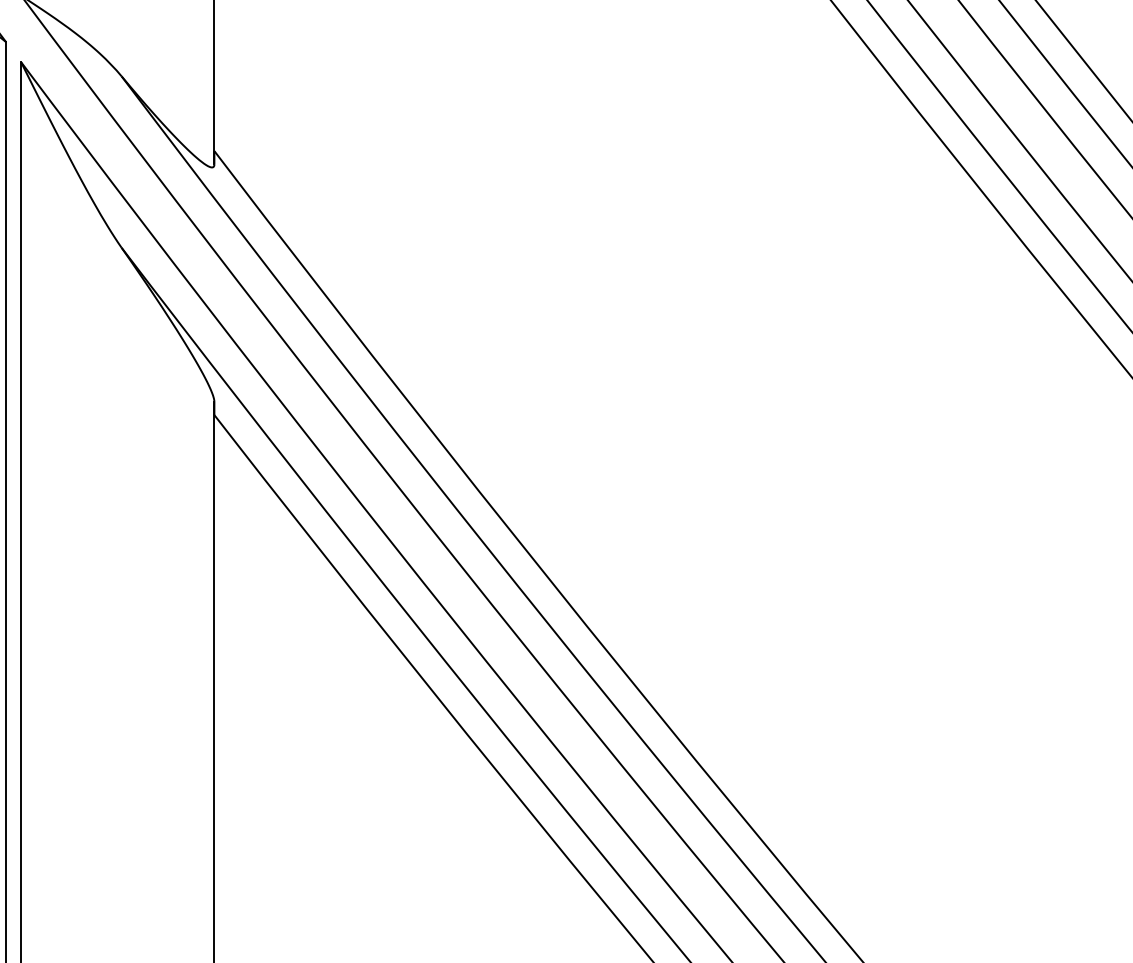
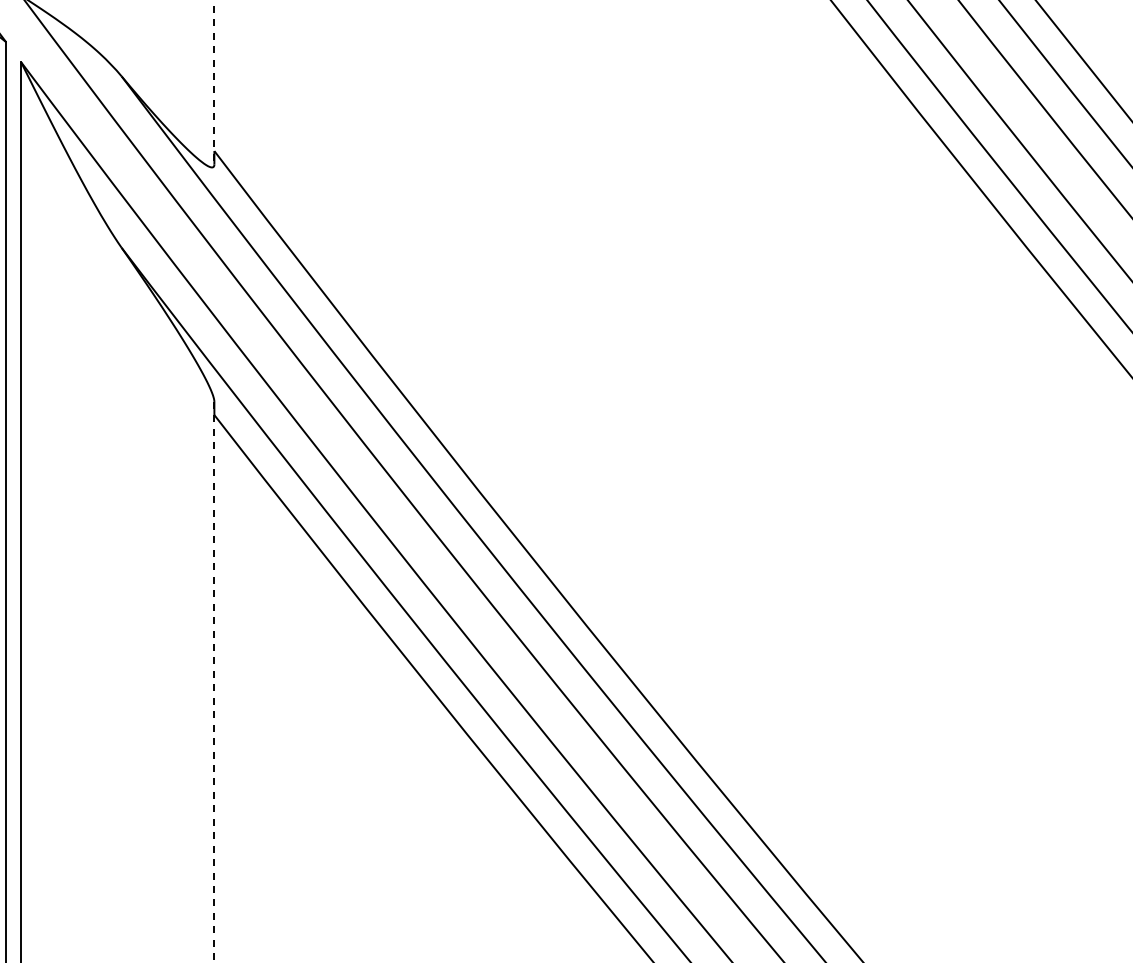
line: solid -> dashed (214, 82)
line: solid -> dashed (214, 682)
